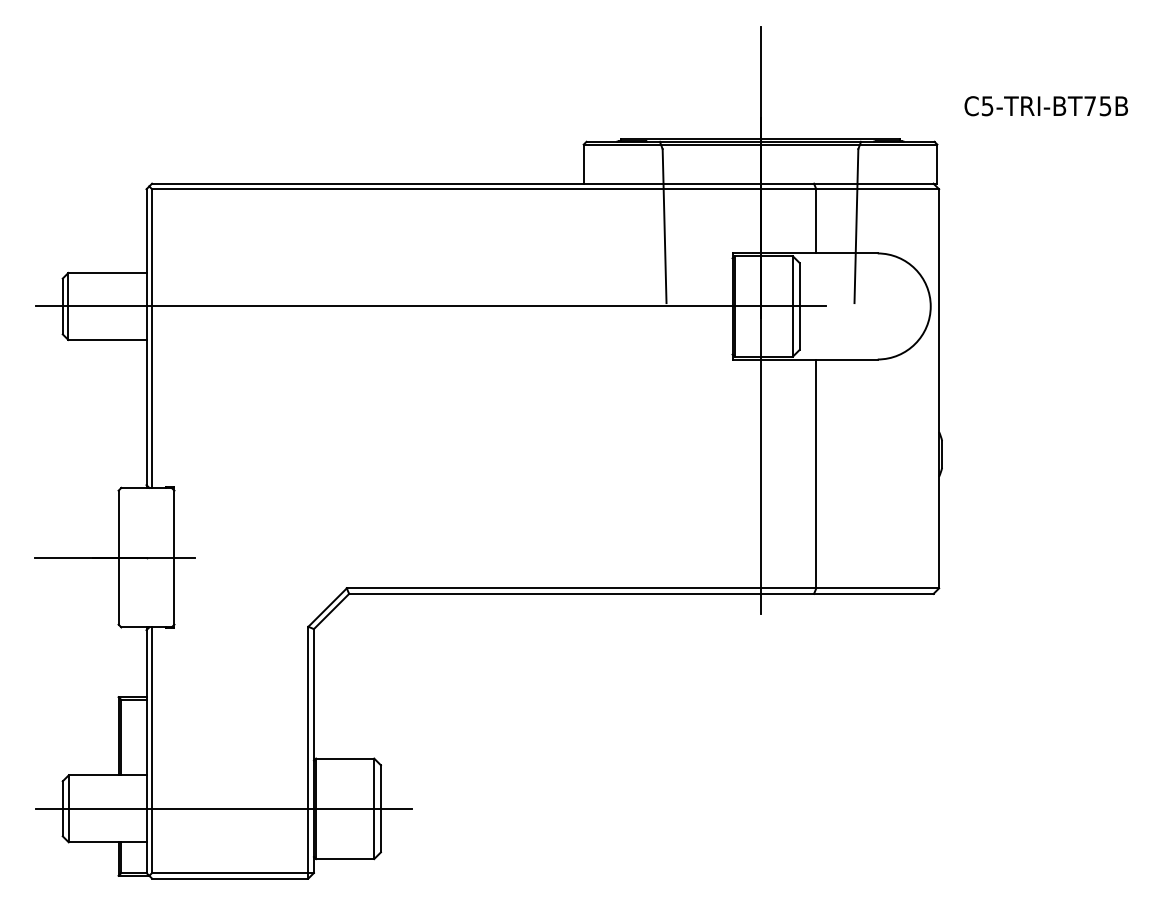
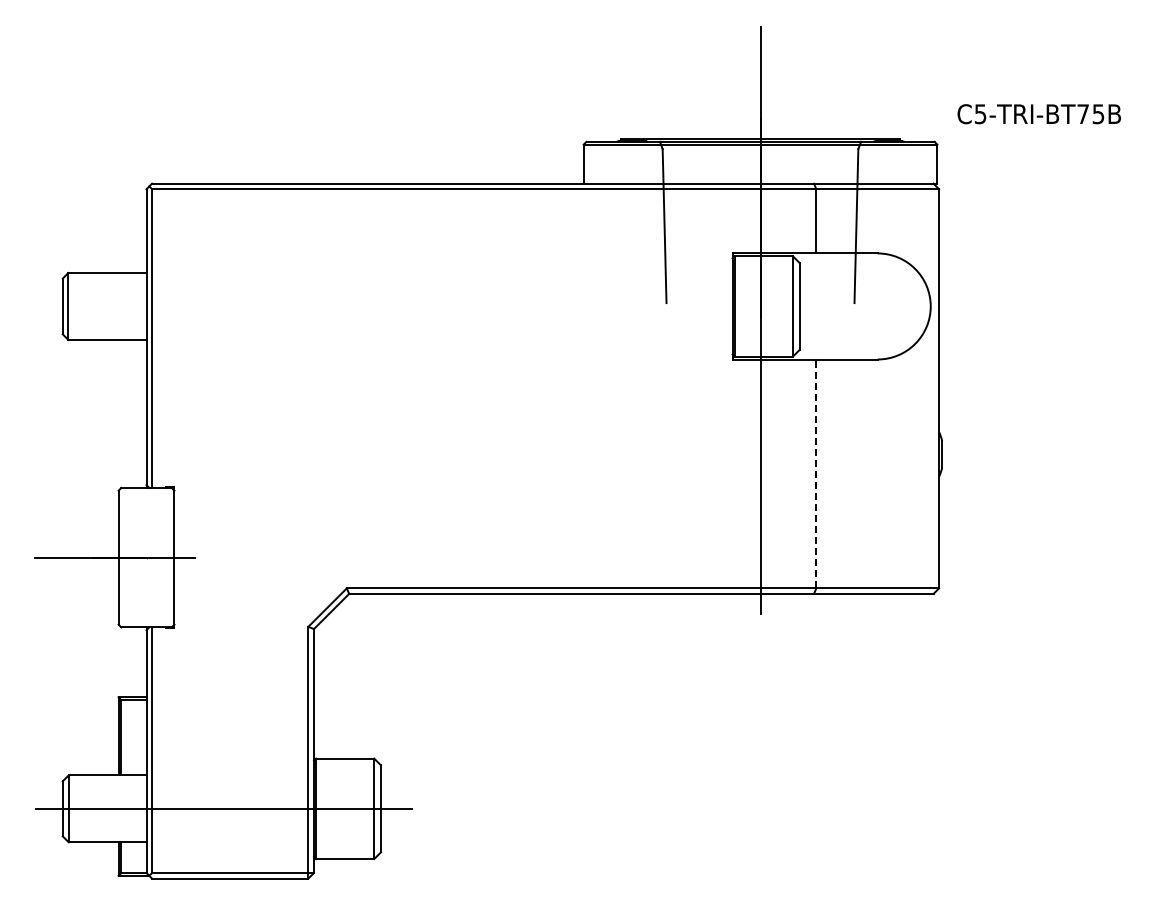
text position: (1045, 106) -> (1038, 114) (1038, 114)
line: present -> none (430, 306)
line: solid -> dashed (816, 473)
